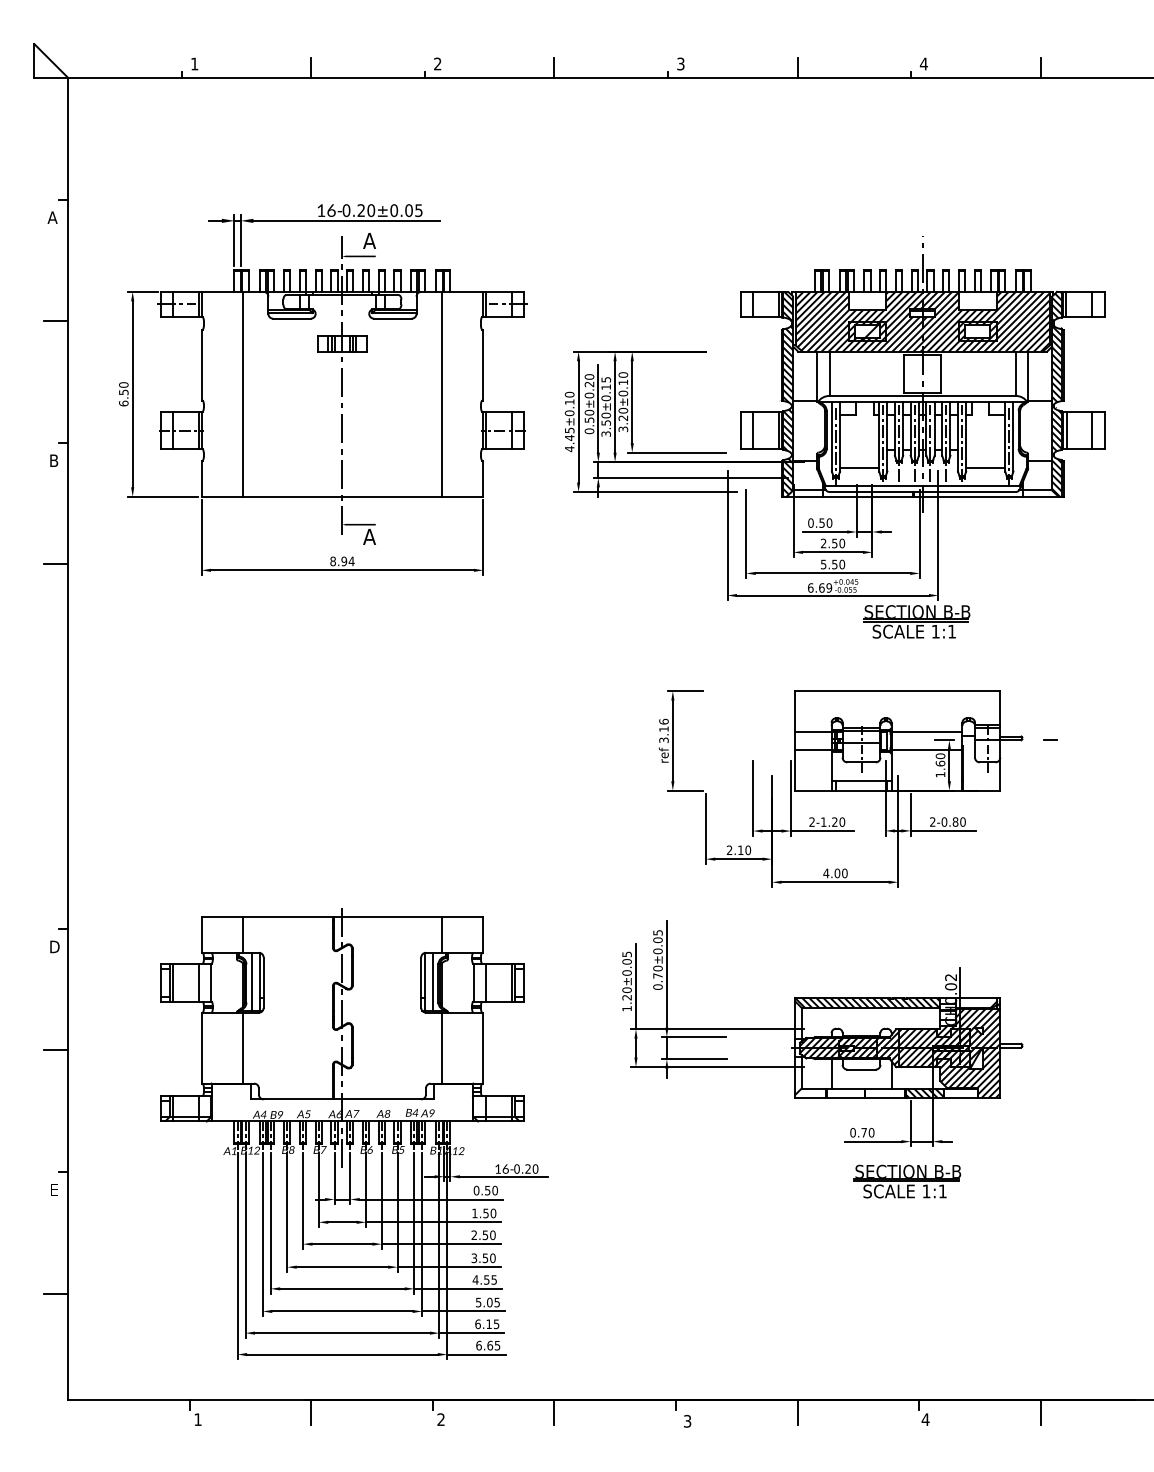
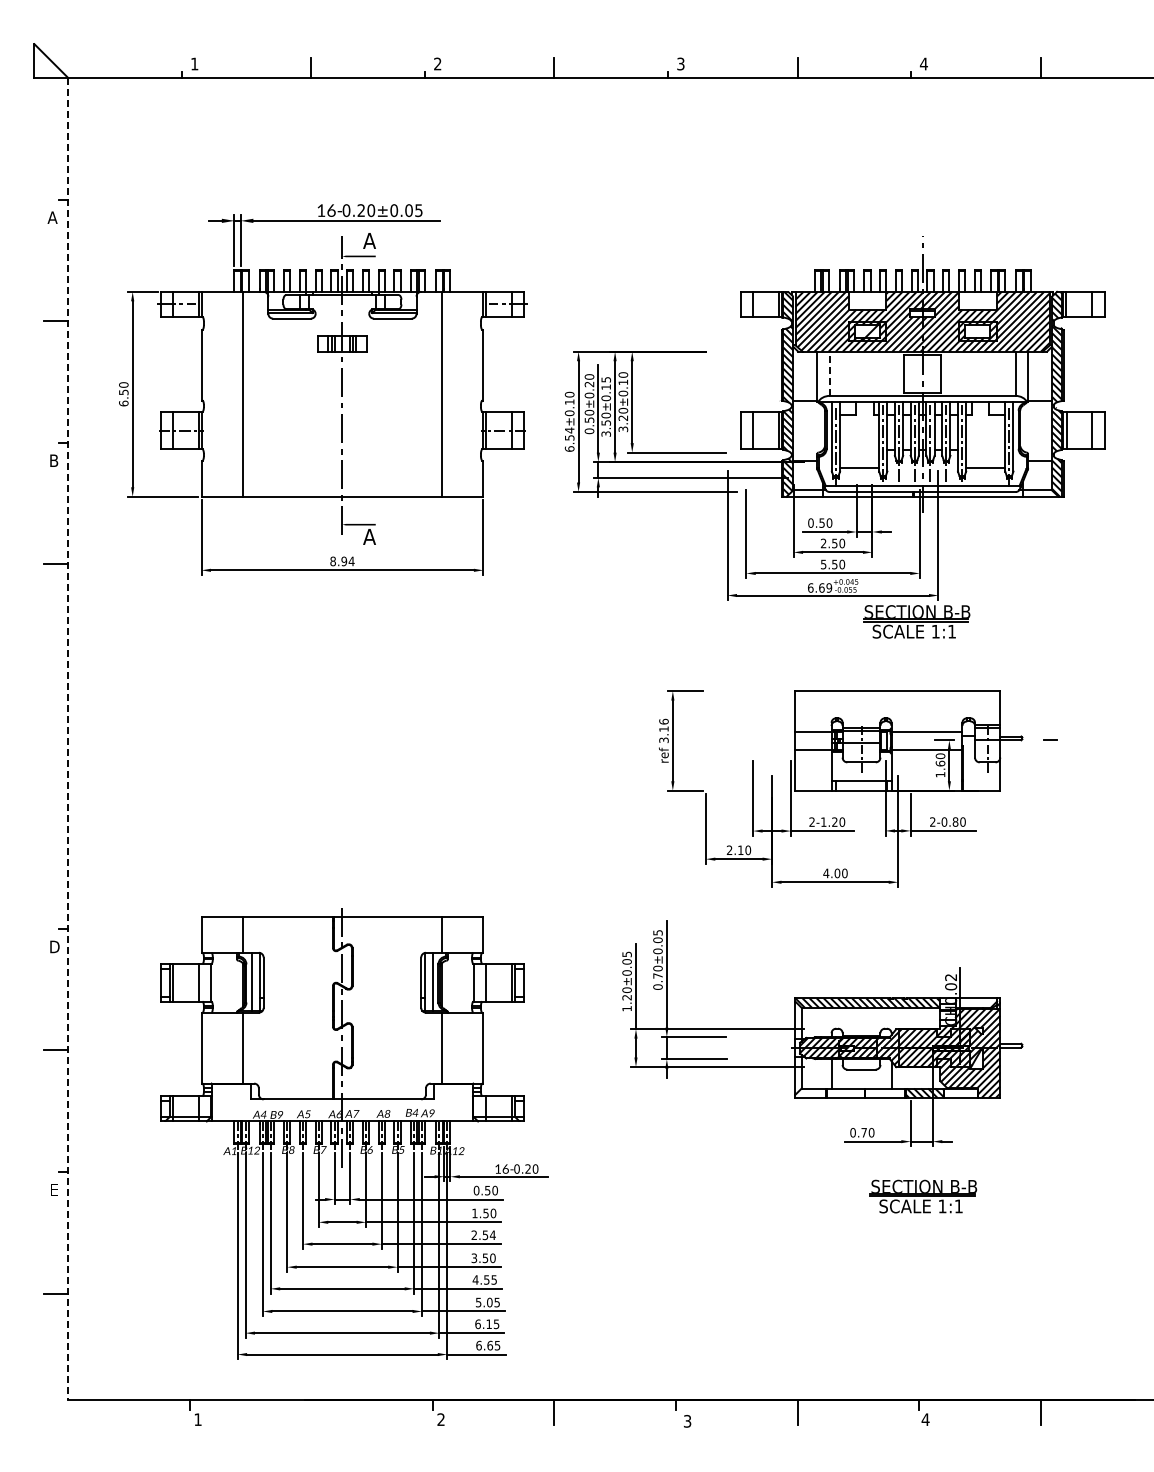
line: solid -> dashed (829, 373)
text: 4.45±0.10 -> 6.54±0.10 (569, 439)
line: solid -> dashed (68, 739)
part position: (907, 1181) -> (923, 1196) (923, 1196)
text: 2.50 -> 2.54 (492, 1235)
line: present -> none (311, 1412)
